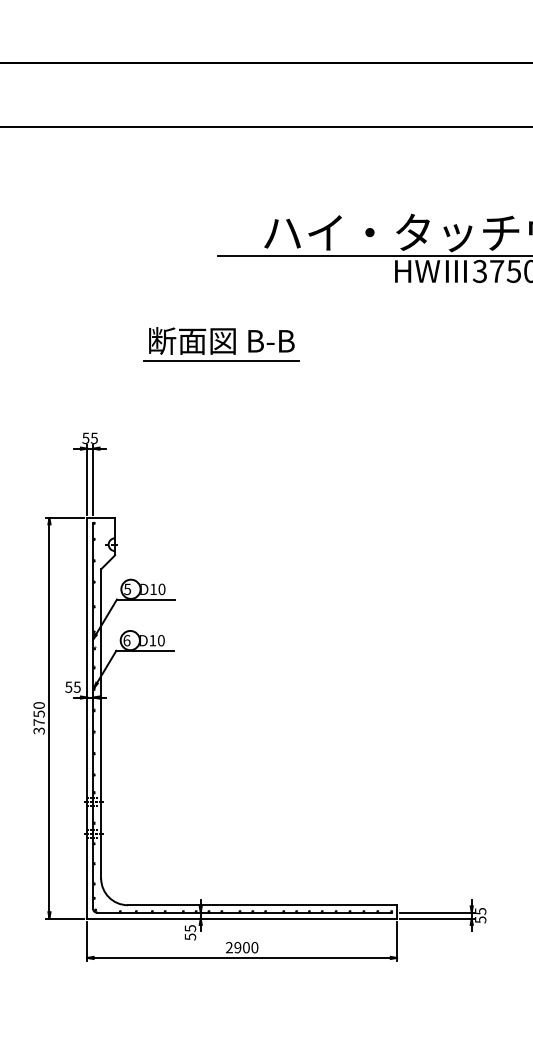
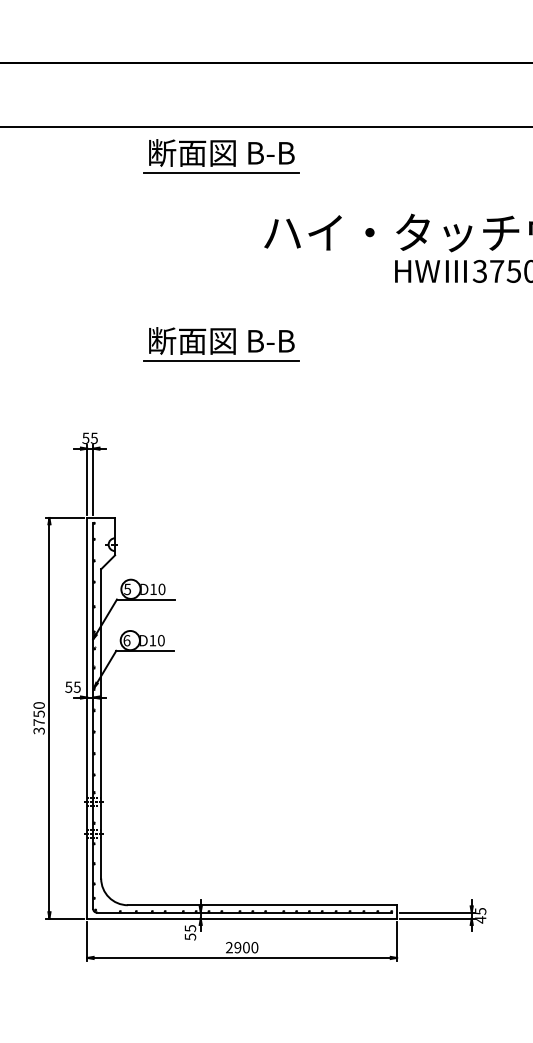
part: none -> present (221, 156)
line: present -> none (373, 255)
text: 55 -> 45 (480, 919)
